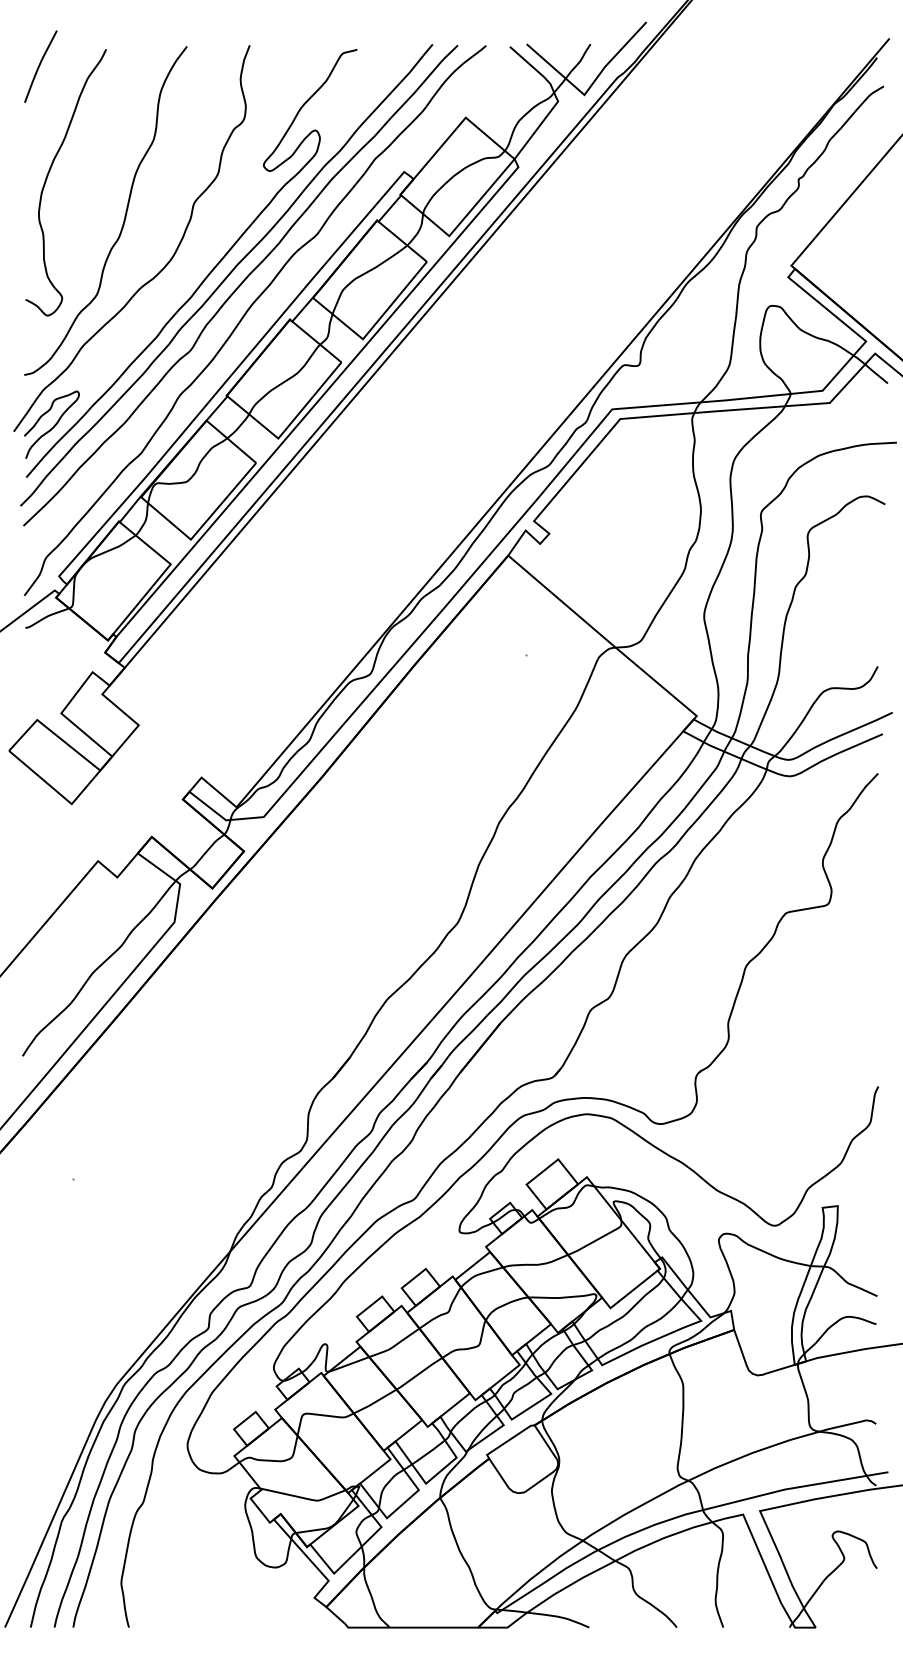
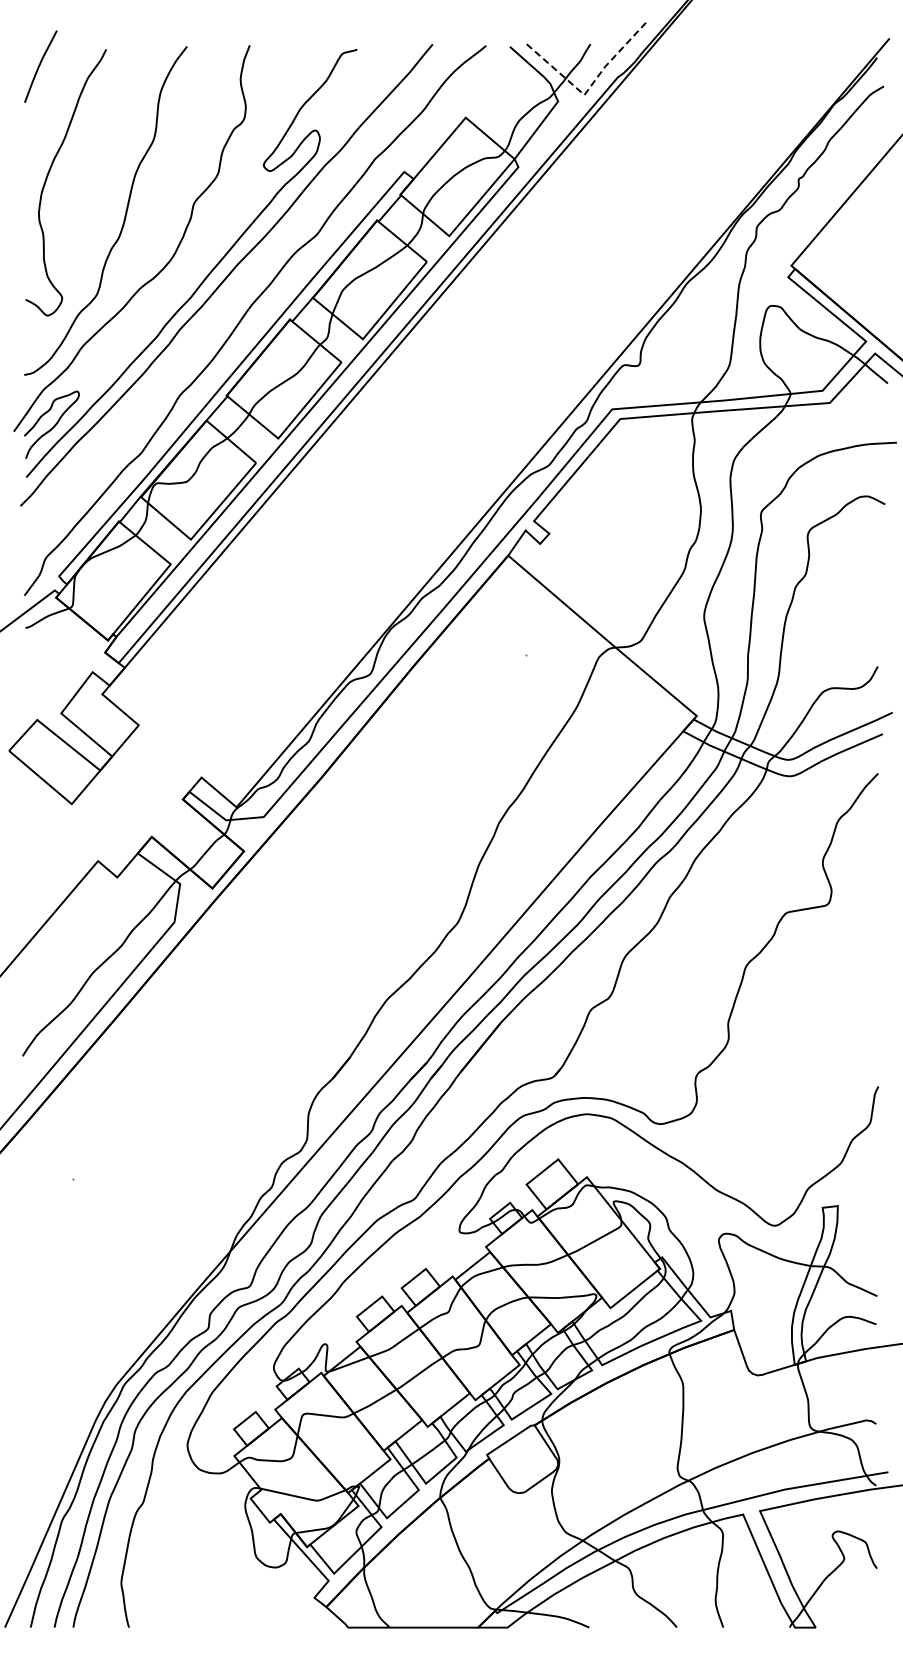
line: solid -> dashed (590, 86)
curve: present -> none (240, 285)
